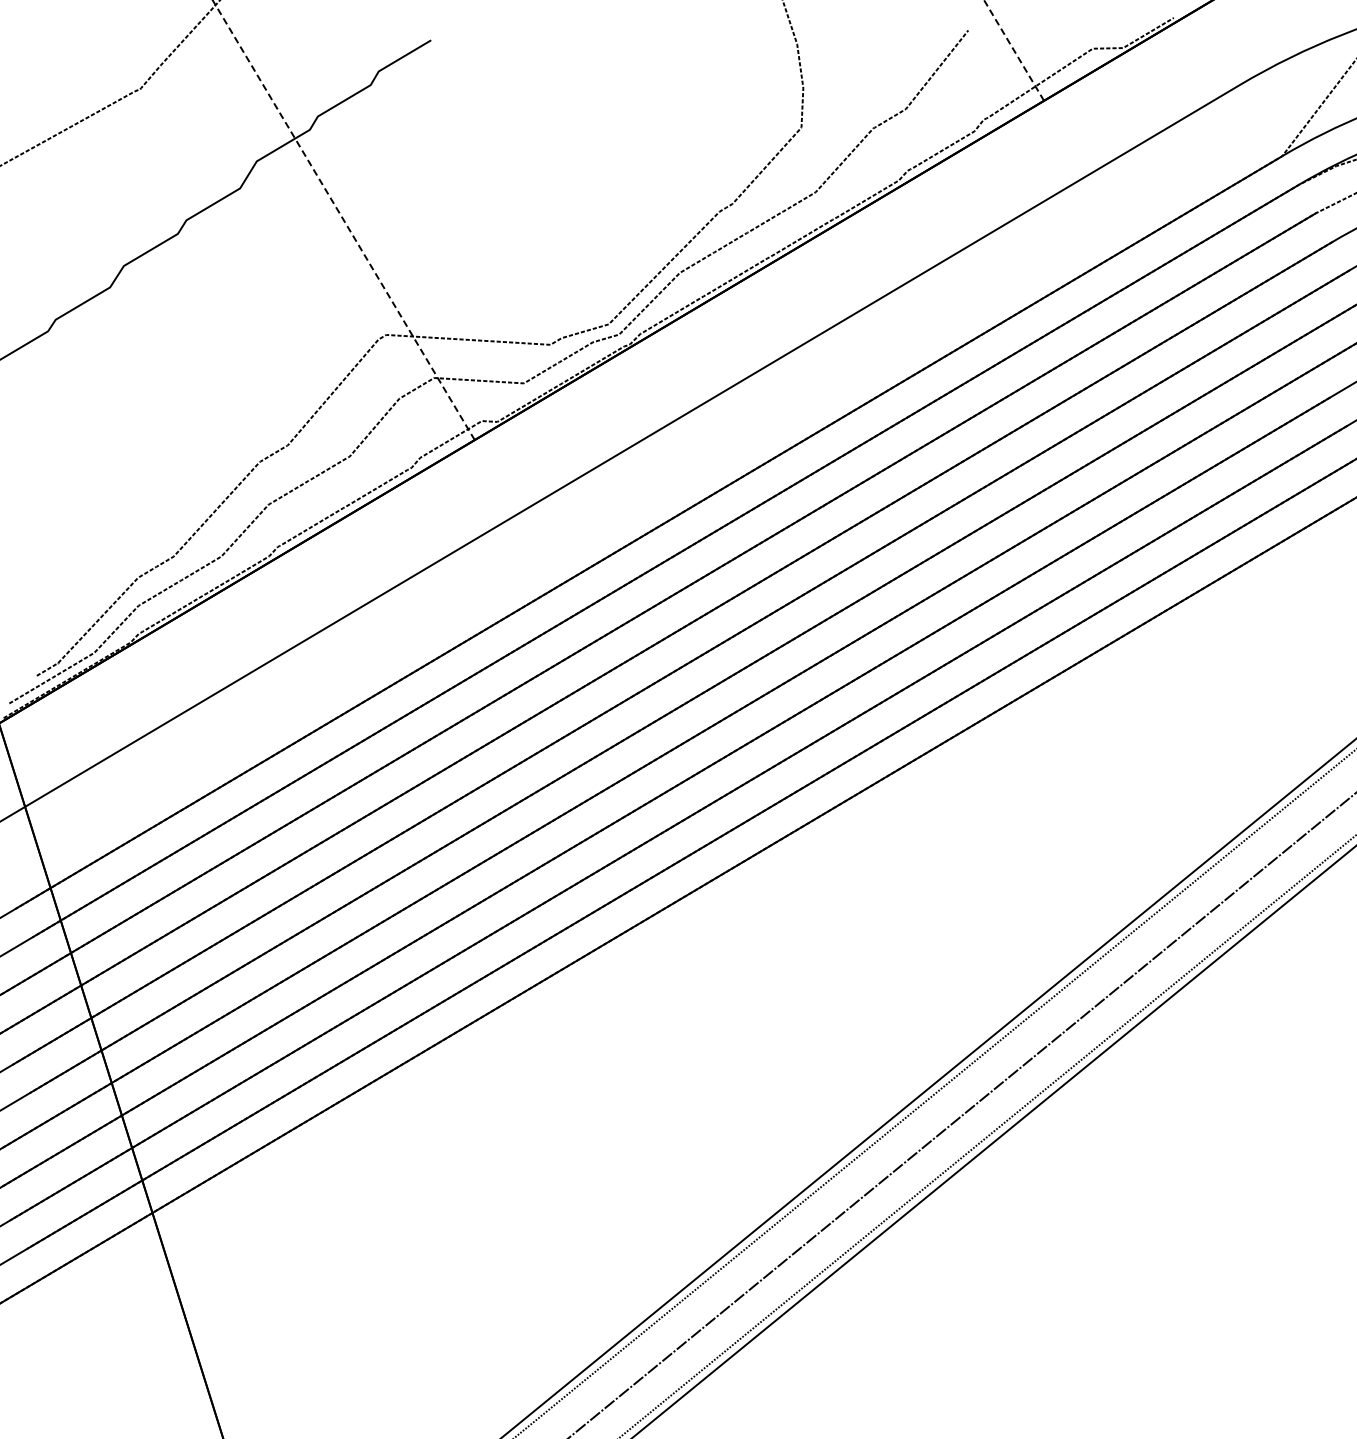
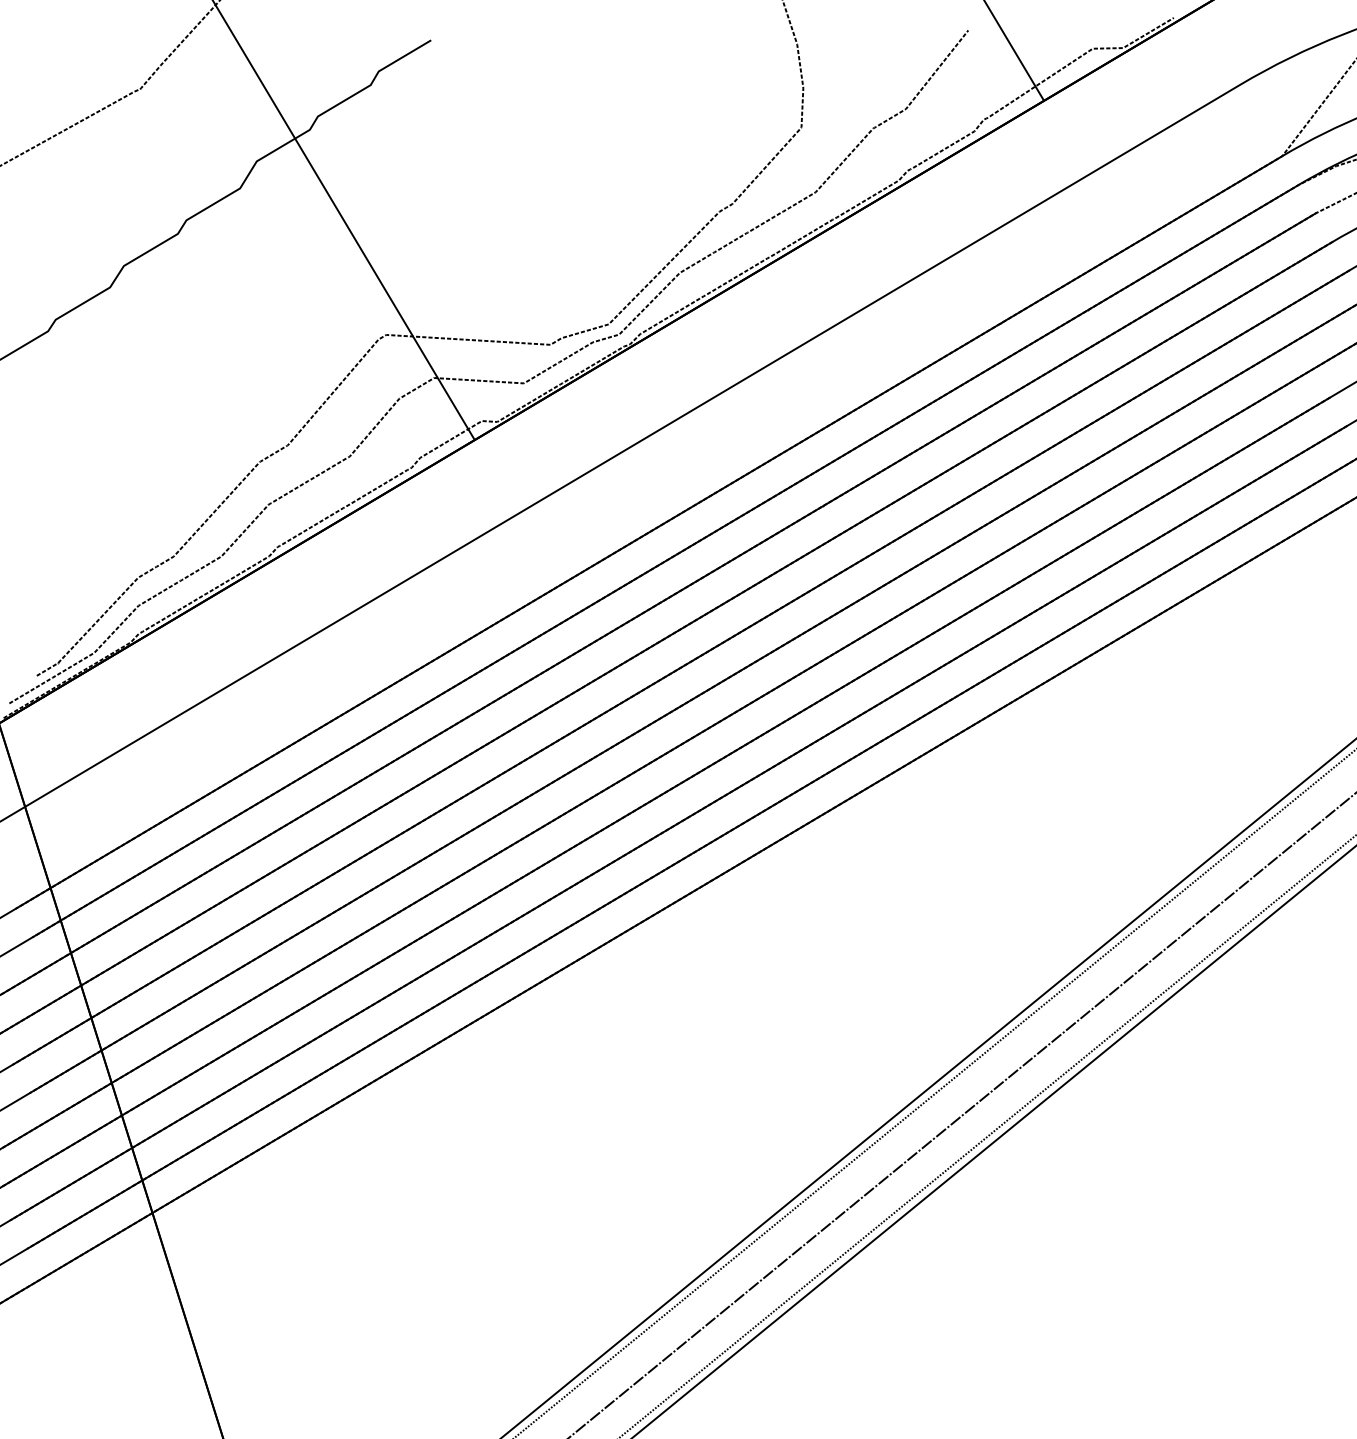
line: dashed -> solid (1013, 50)
line: dashed -> solid (343, 220)
